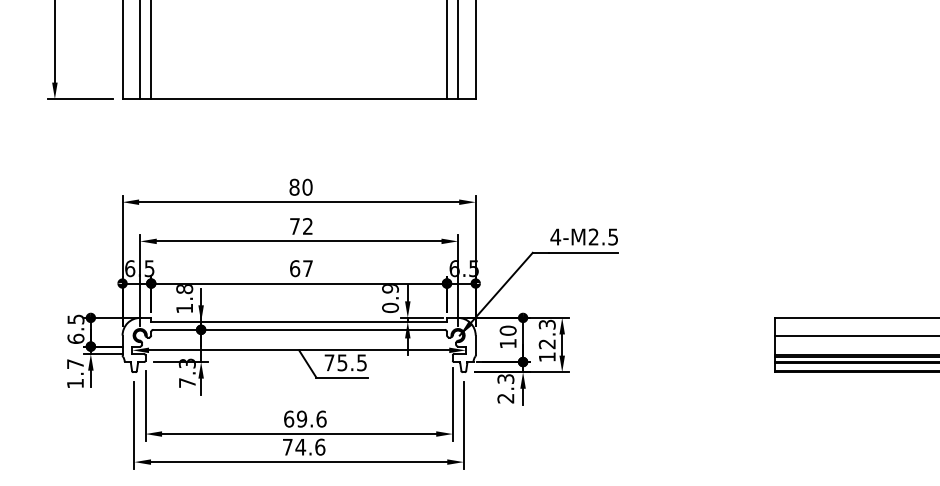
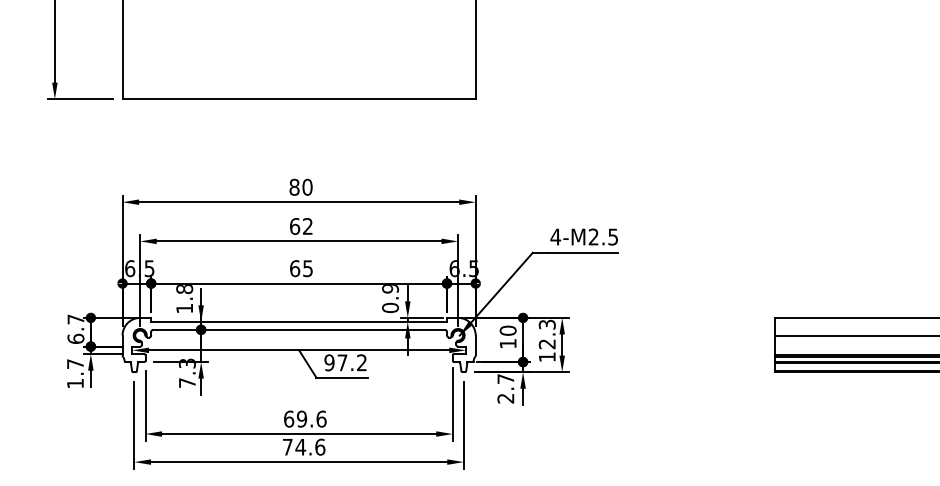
line: present -> none (140, 50)
line: present -> none (151, 50)
line: present -> none (447, 50)
line: present -> none (458, 50)
text: 72 -> 62 (295, 226)
text: 67 -> 65 (307, 268)
text: 6.5 -> 6.7 (75, 319)
text: 75.5 -> 97.2 (345, 362)
text: 2.3 -> 2.7 (505, 378)
